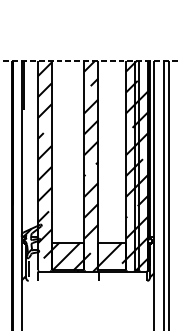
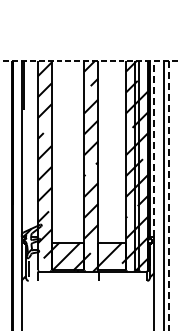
line: solid -> dashed (154, 148)
line: solid -> dashed (168, 195)
